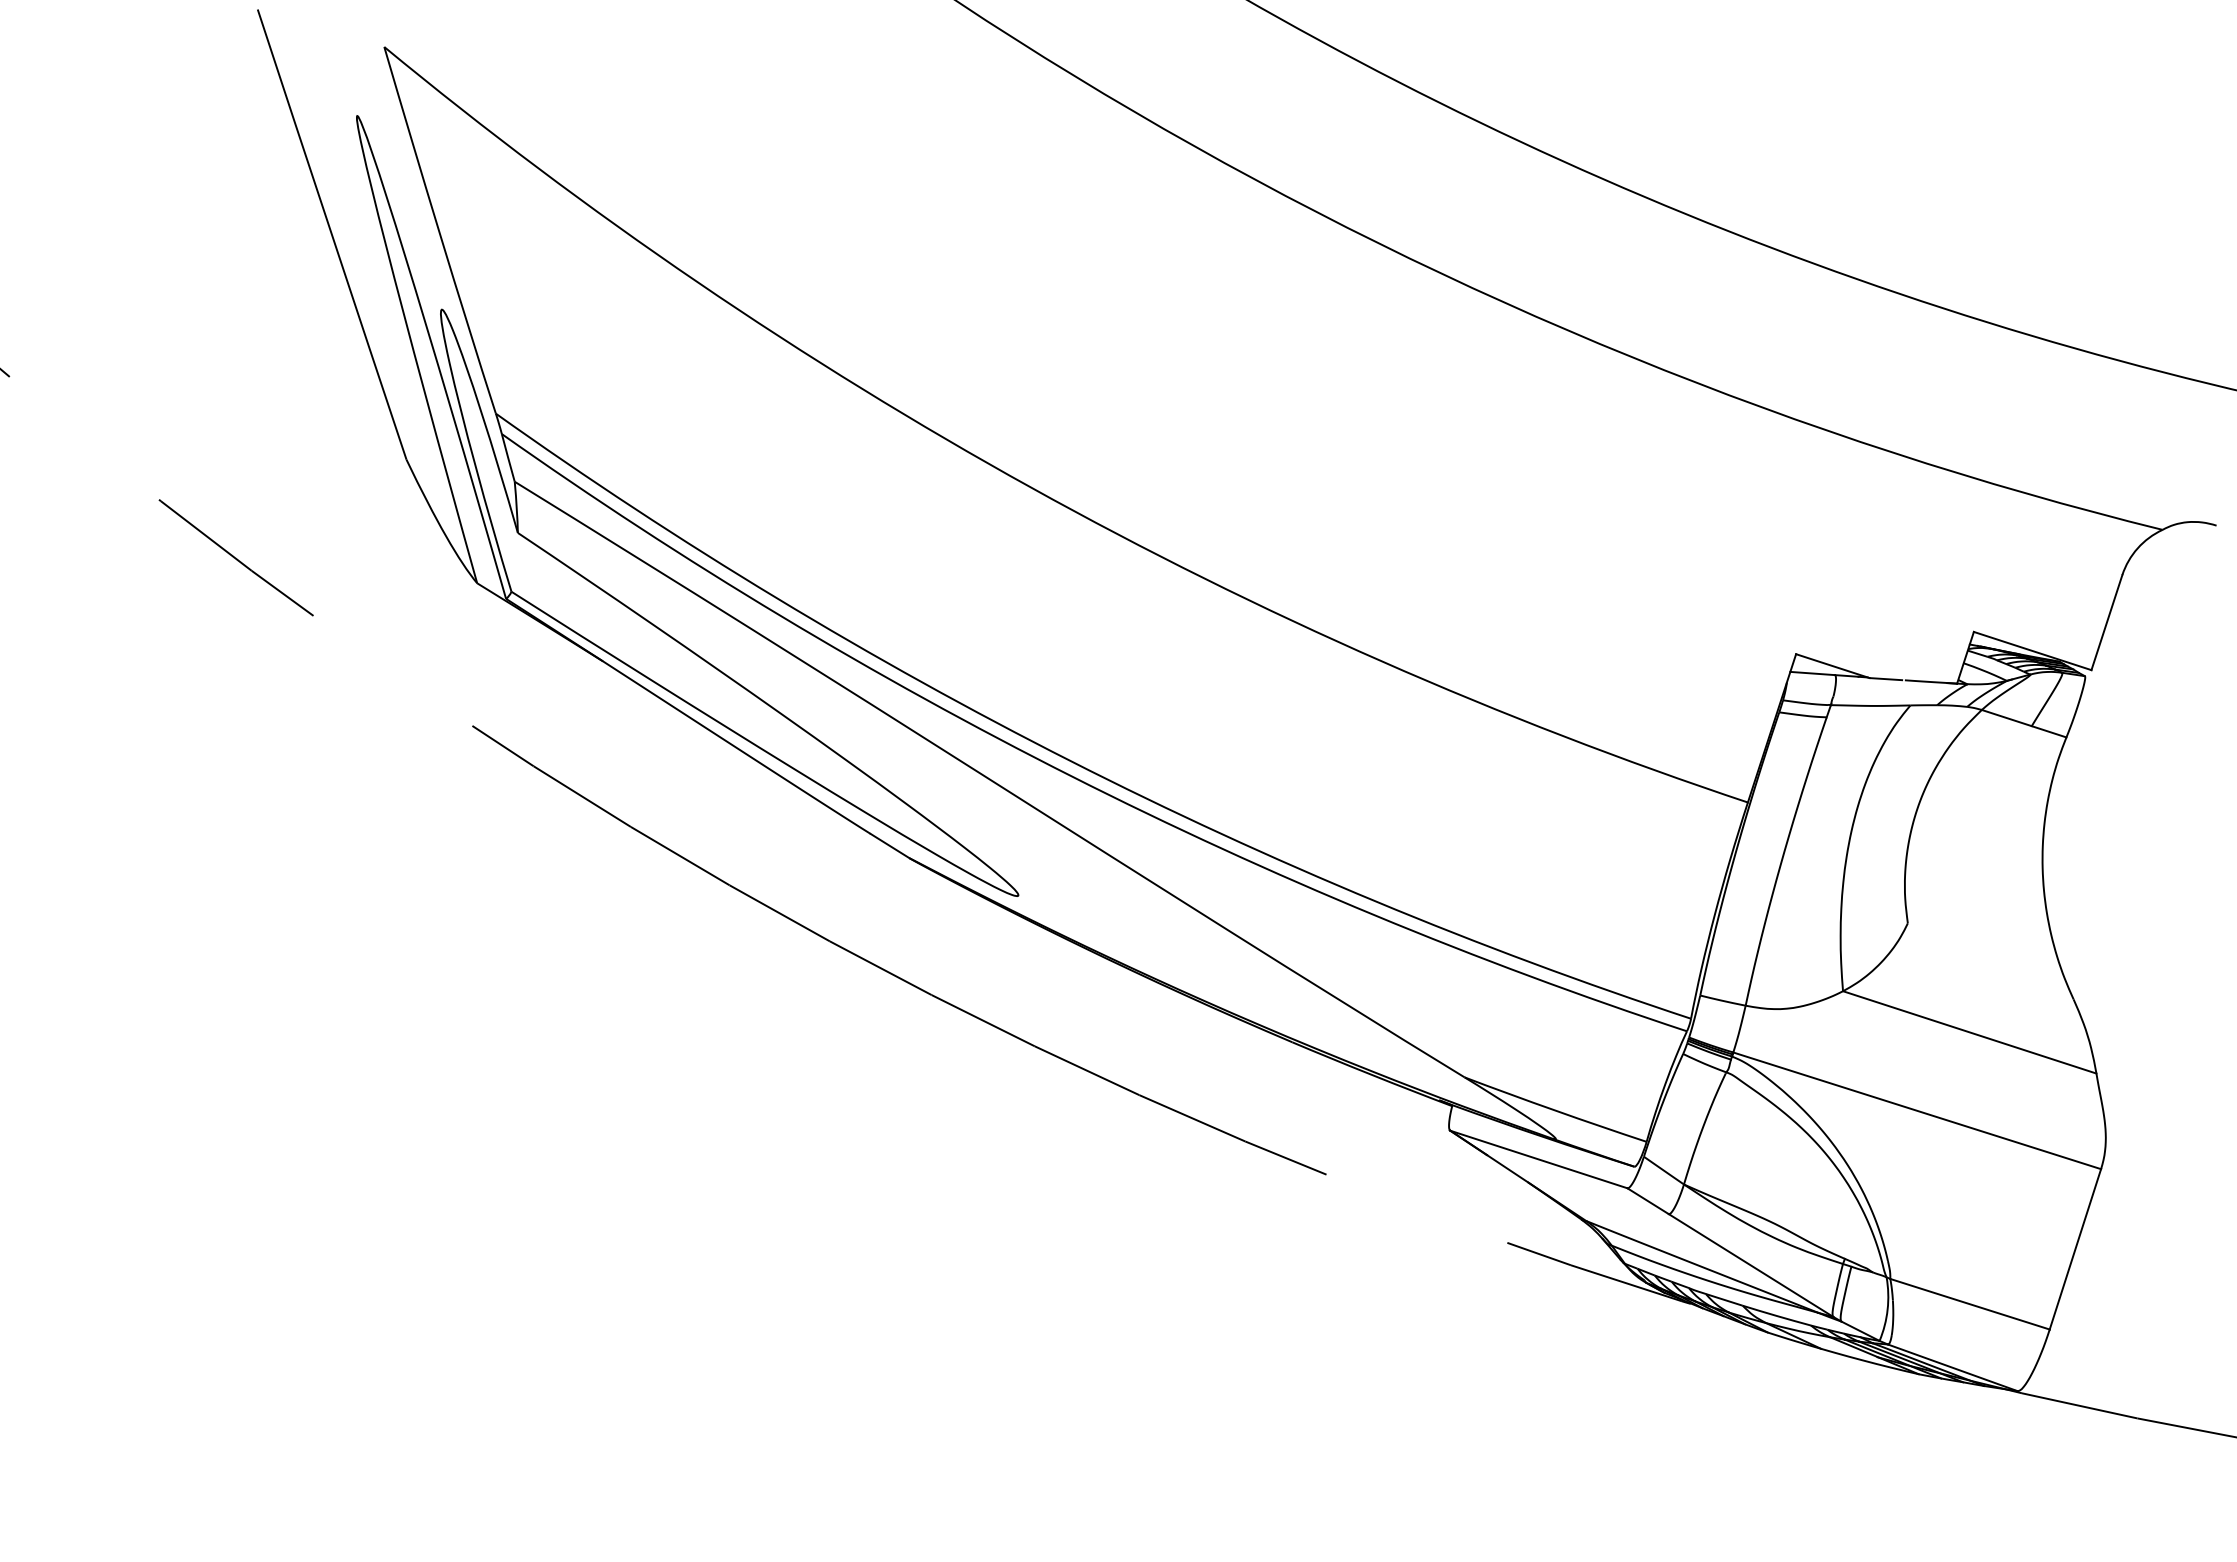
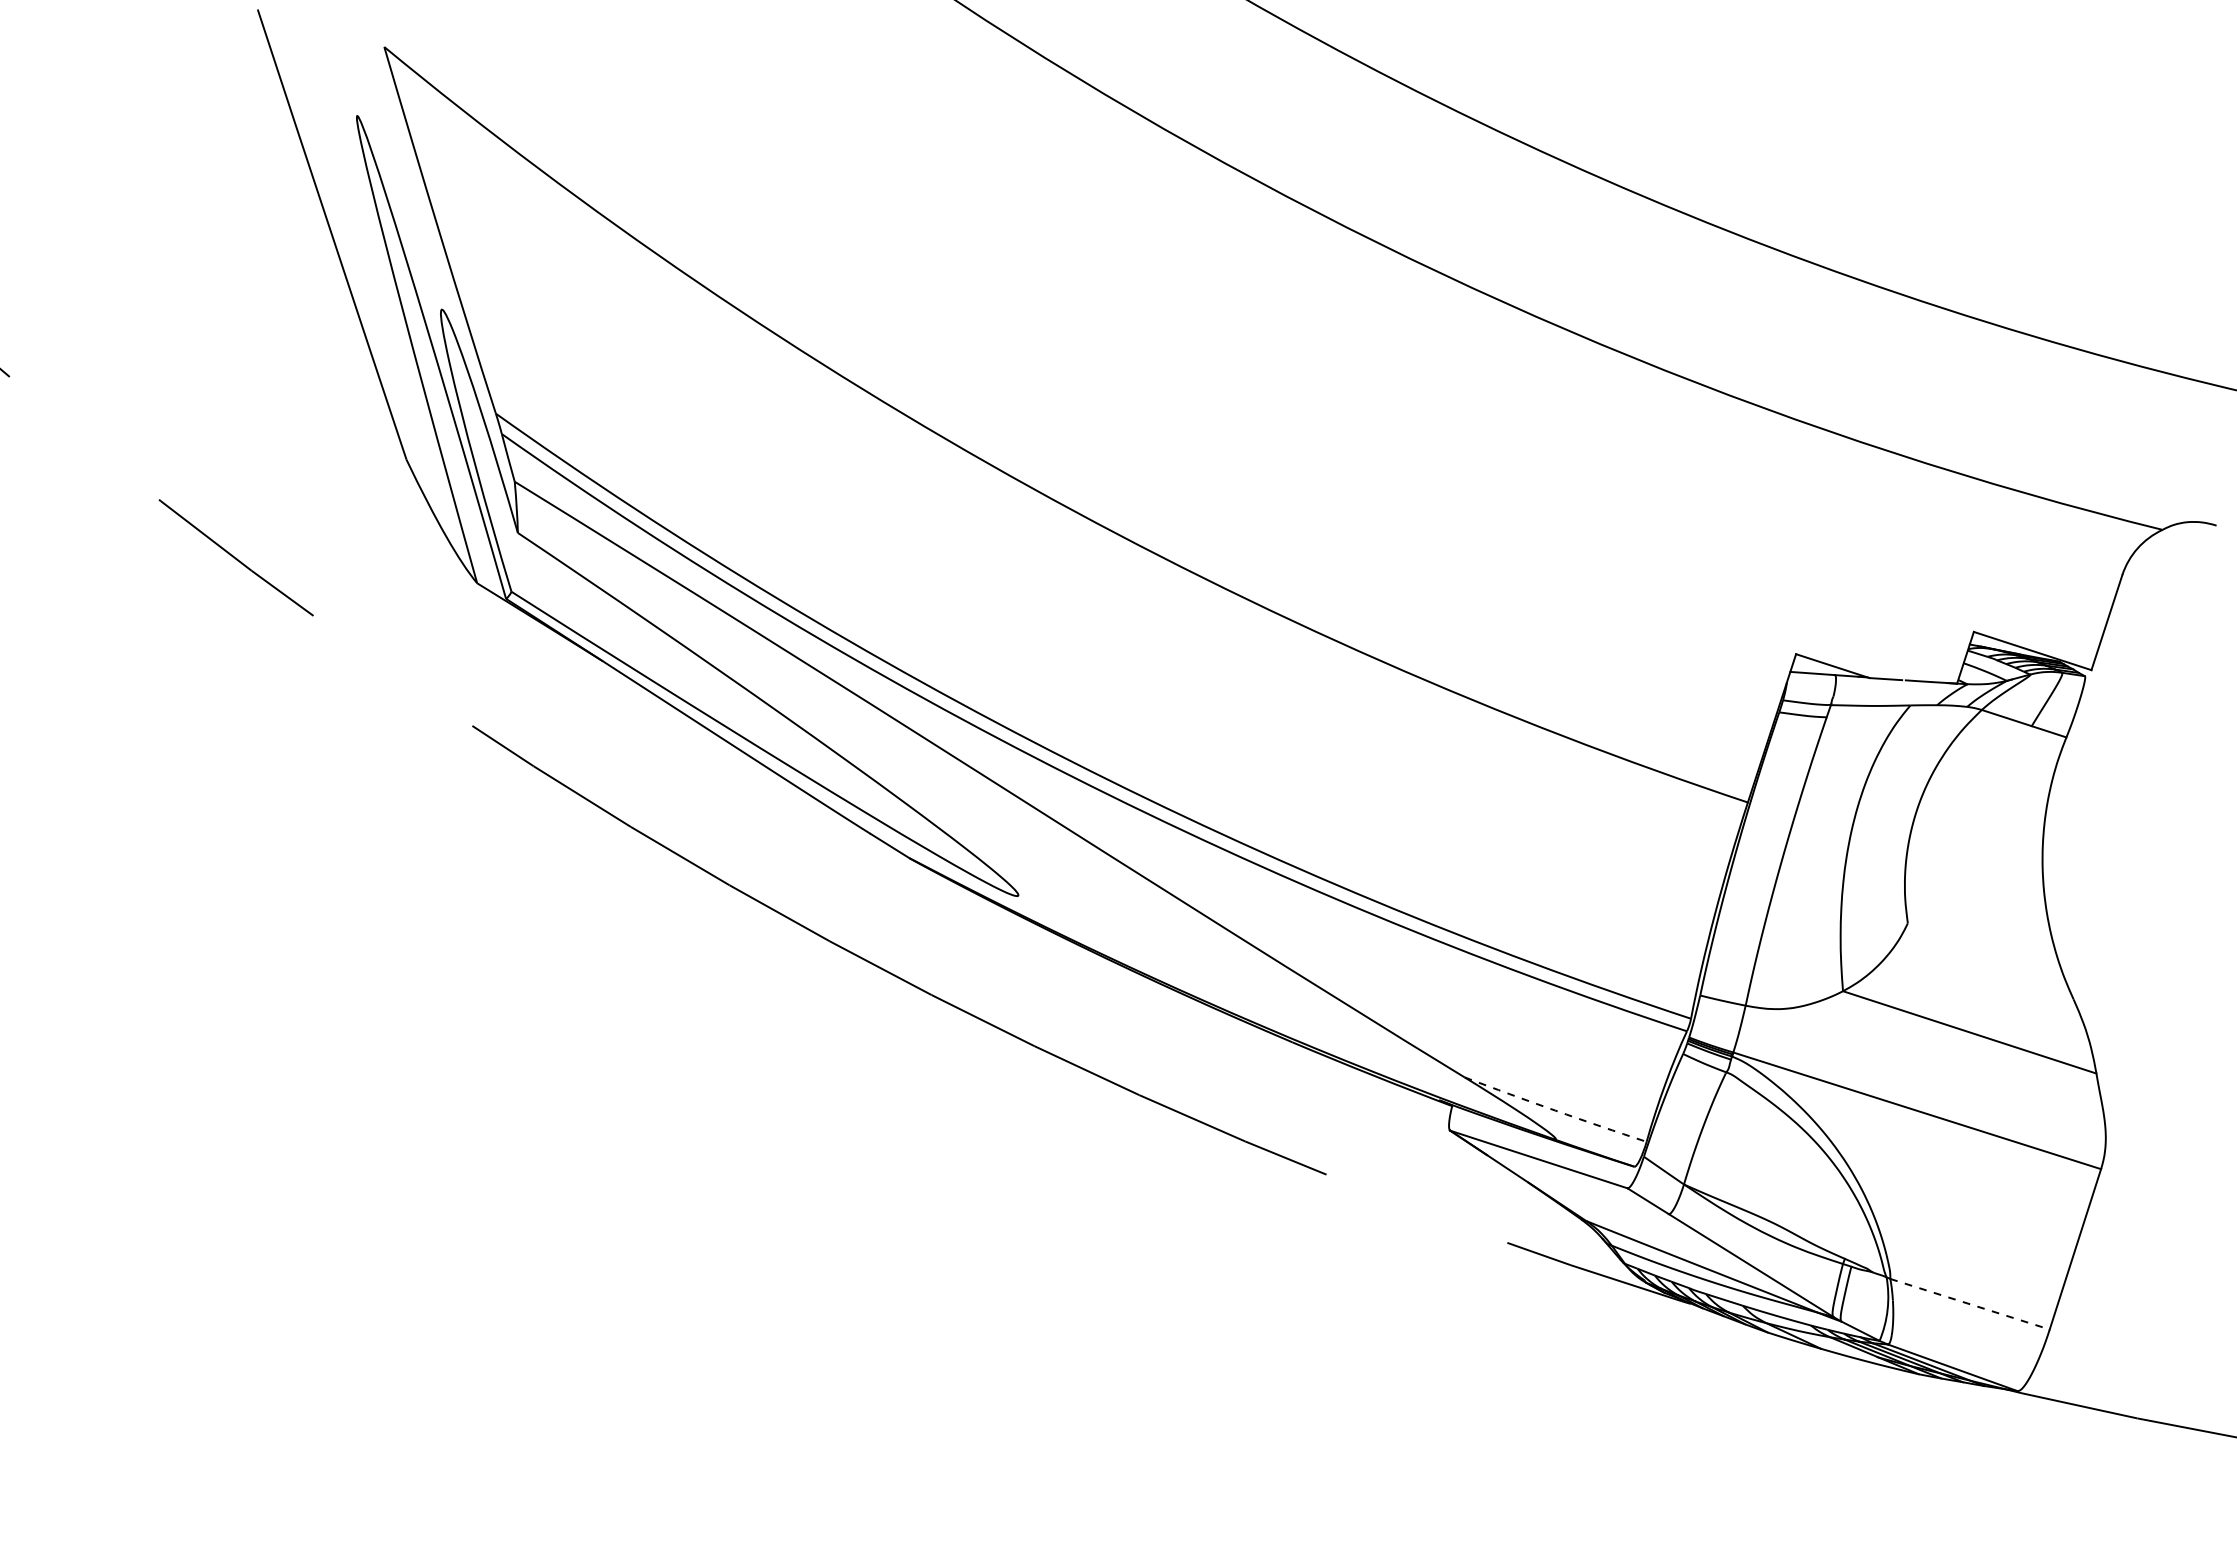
arc: solid -> dashed (1555, 1110)
line: solid -> dashed (1970, 1304)
